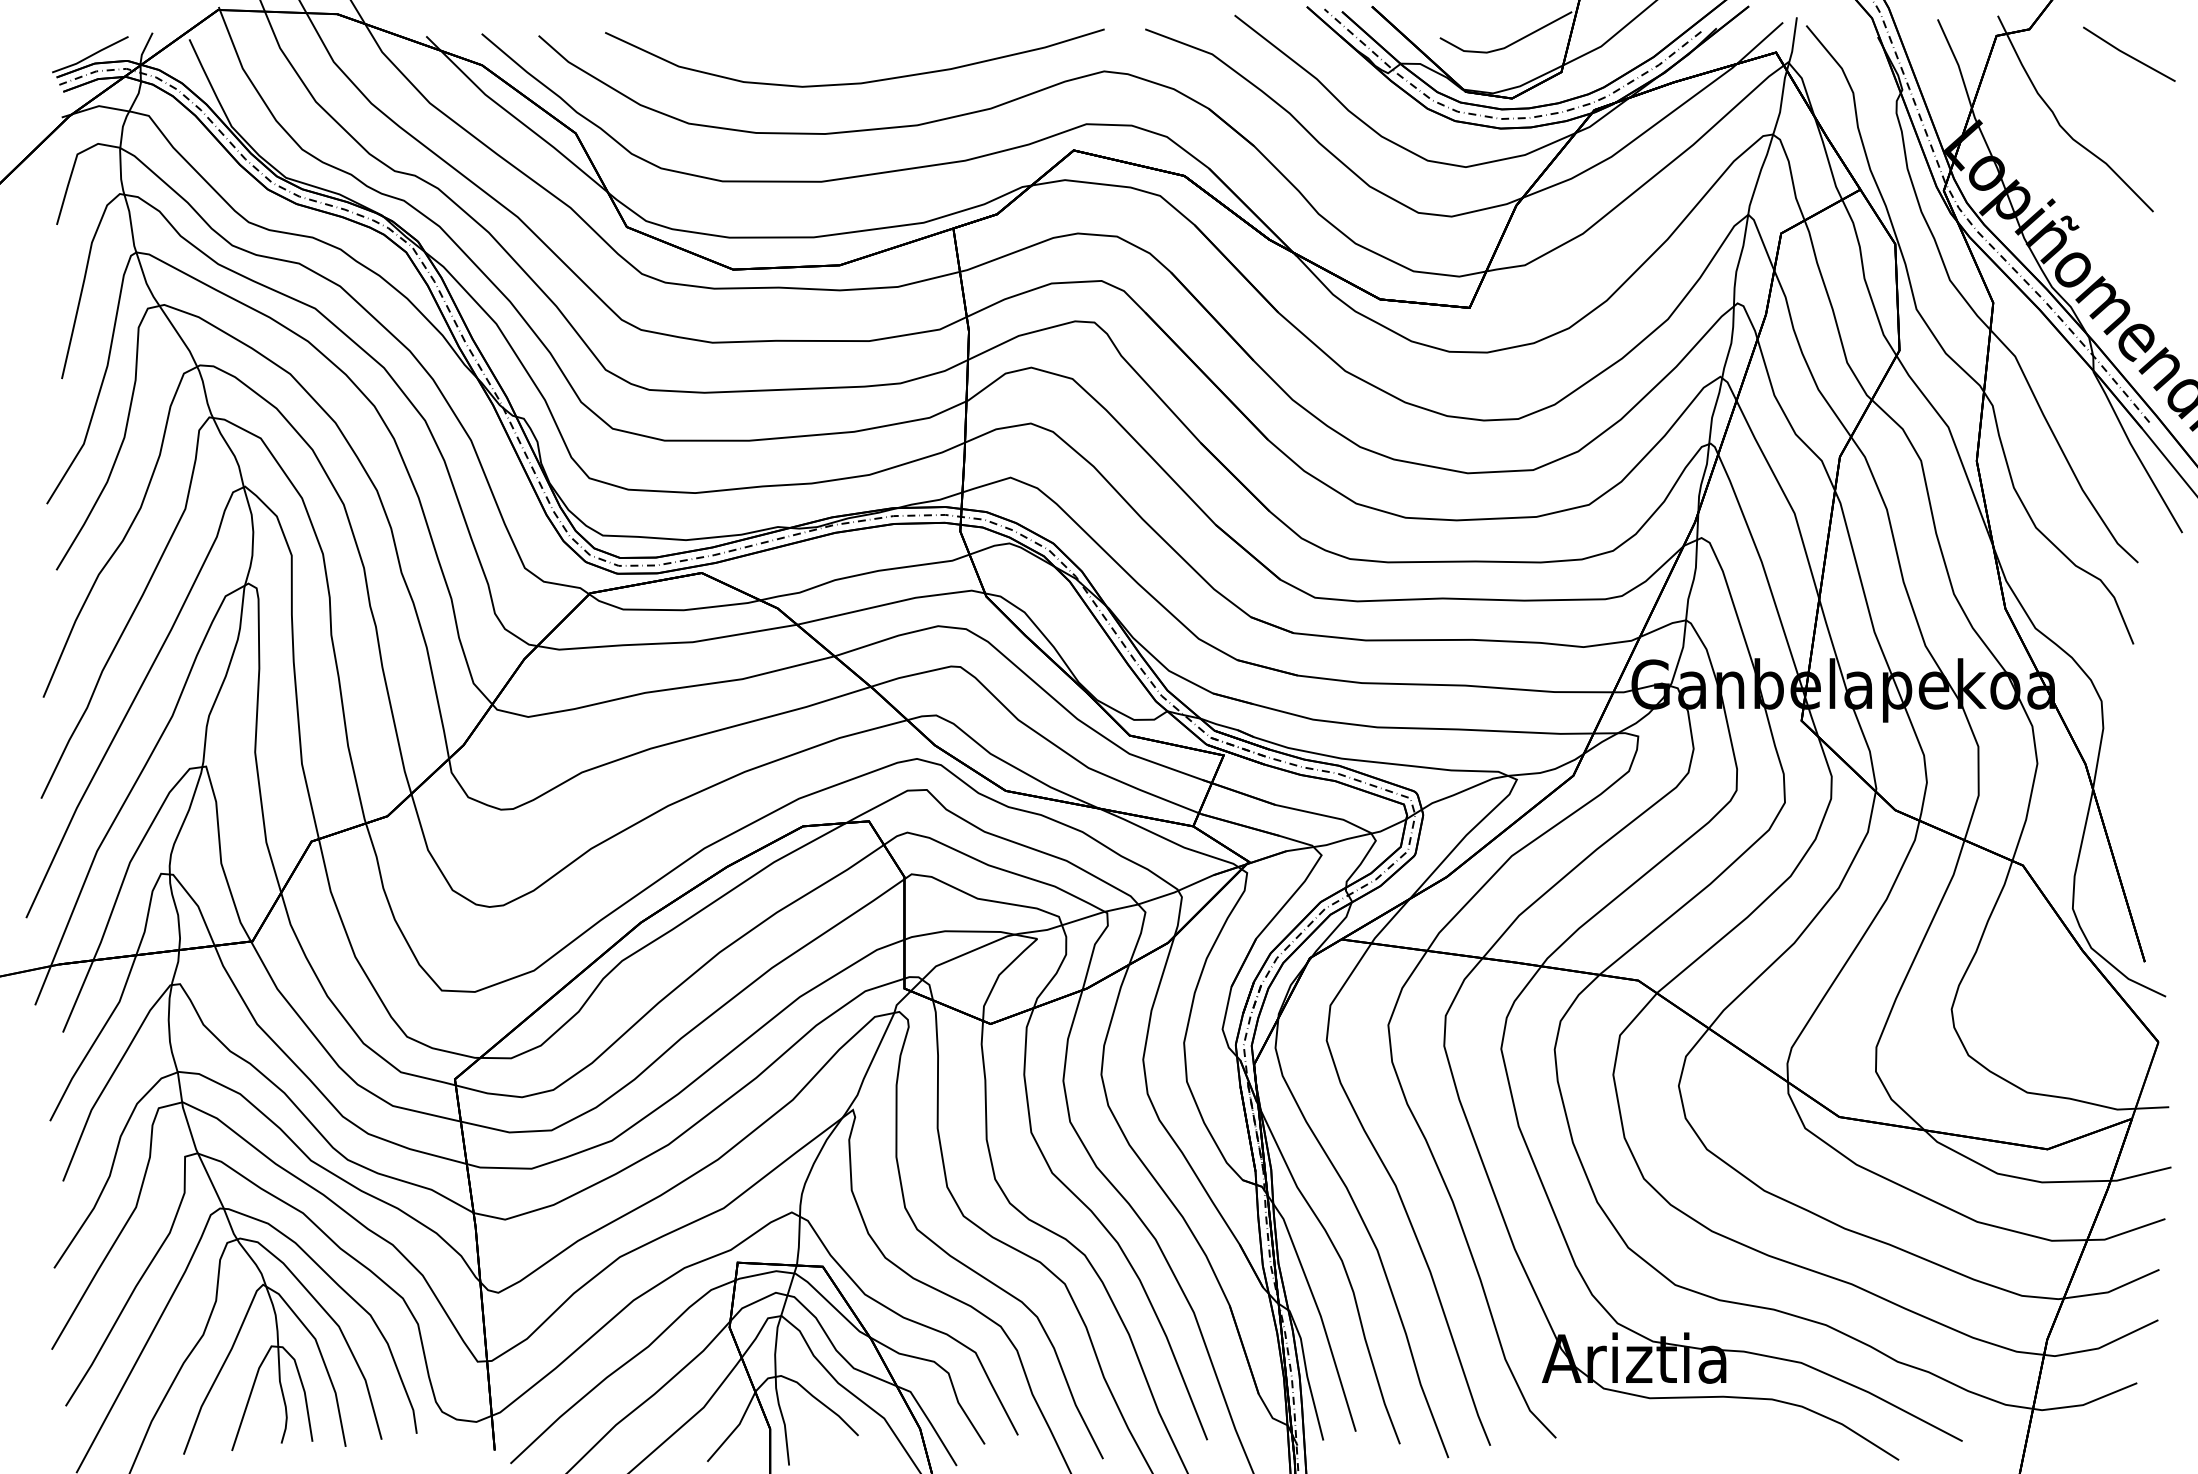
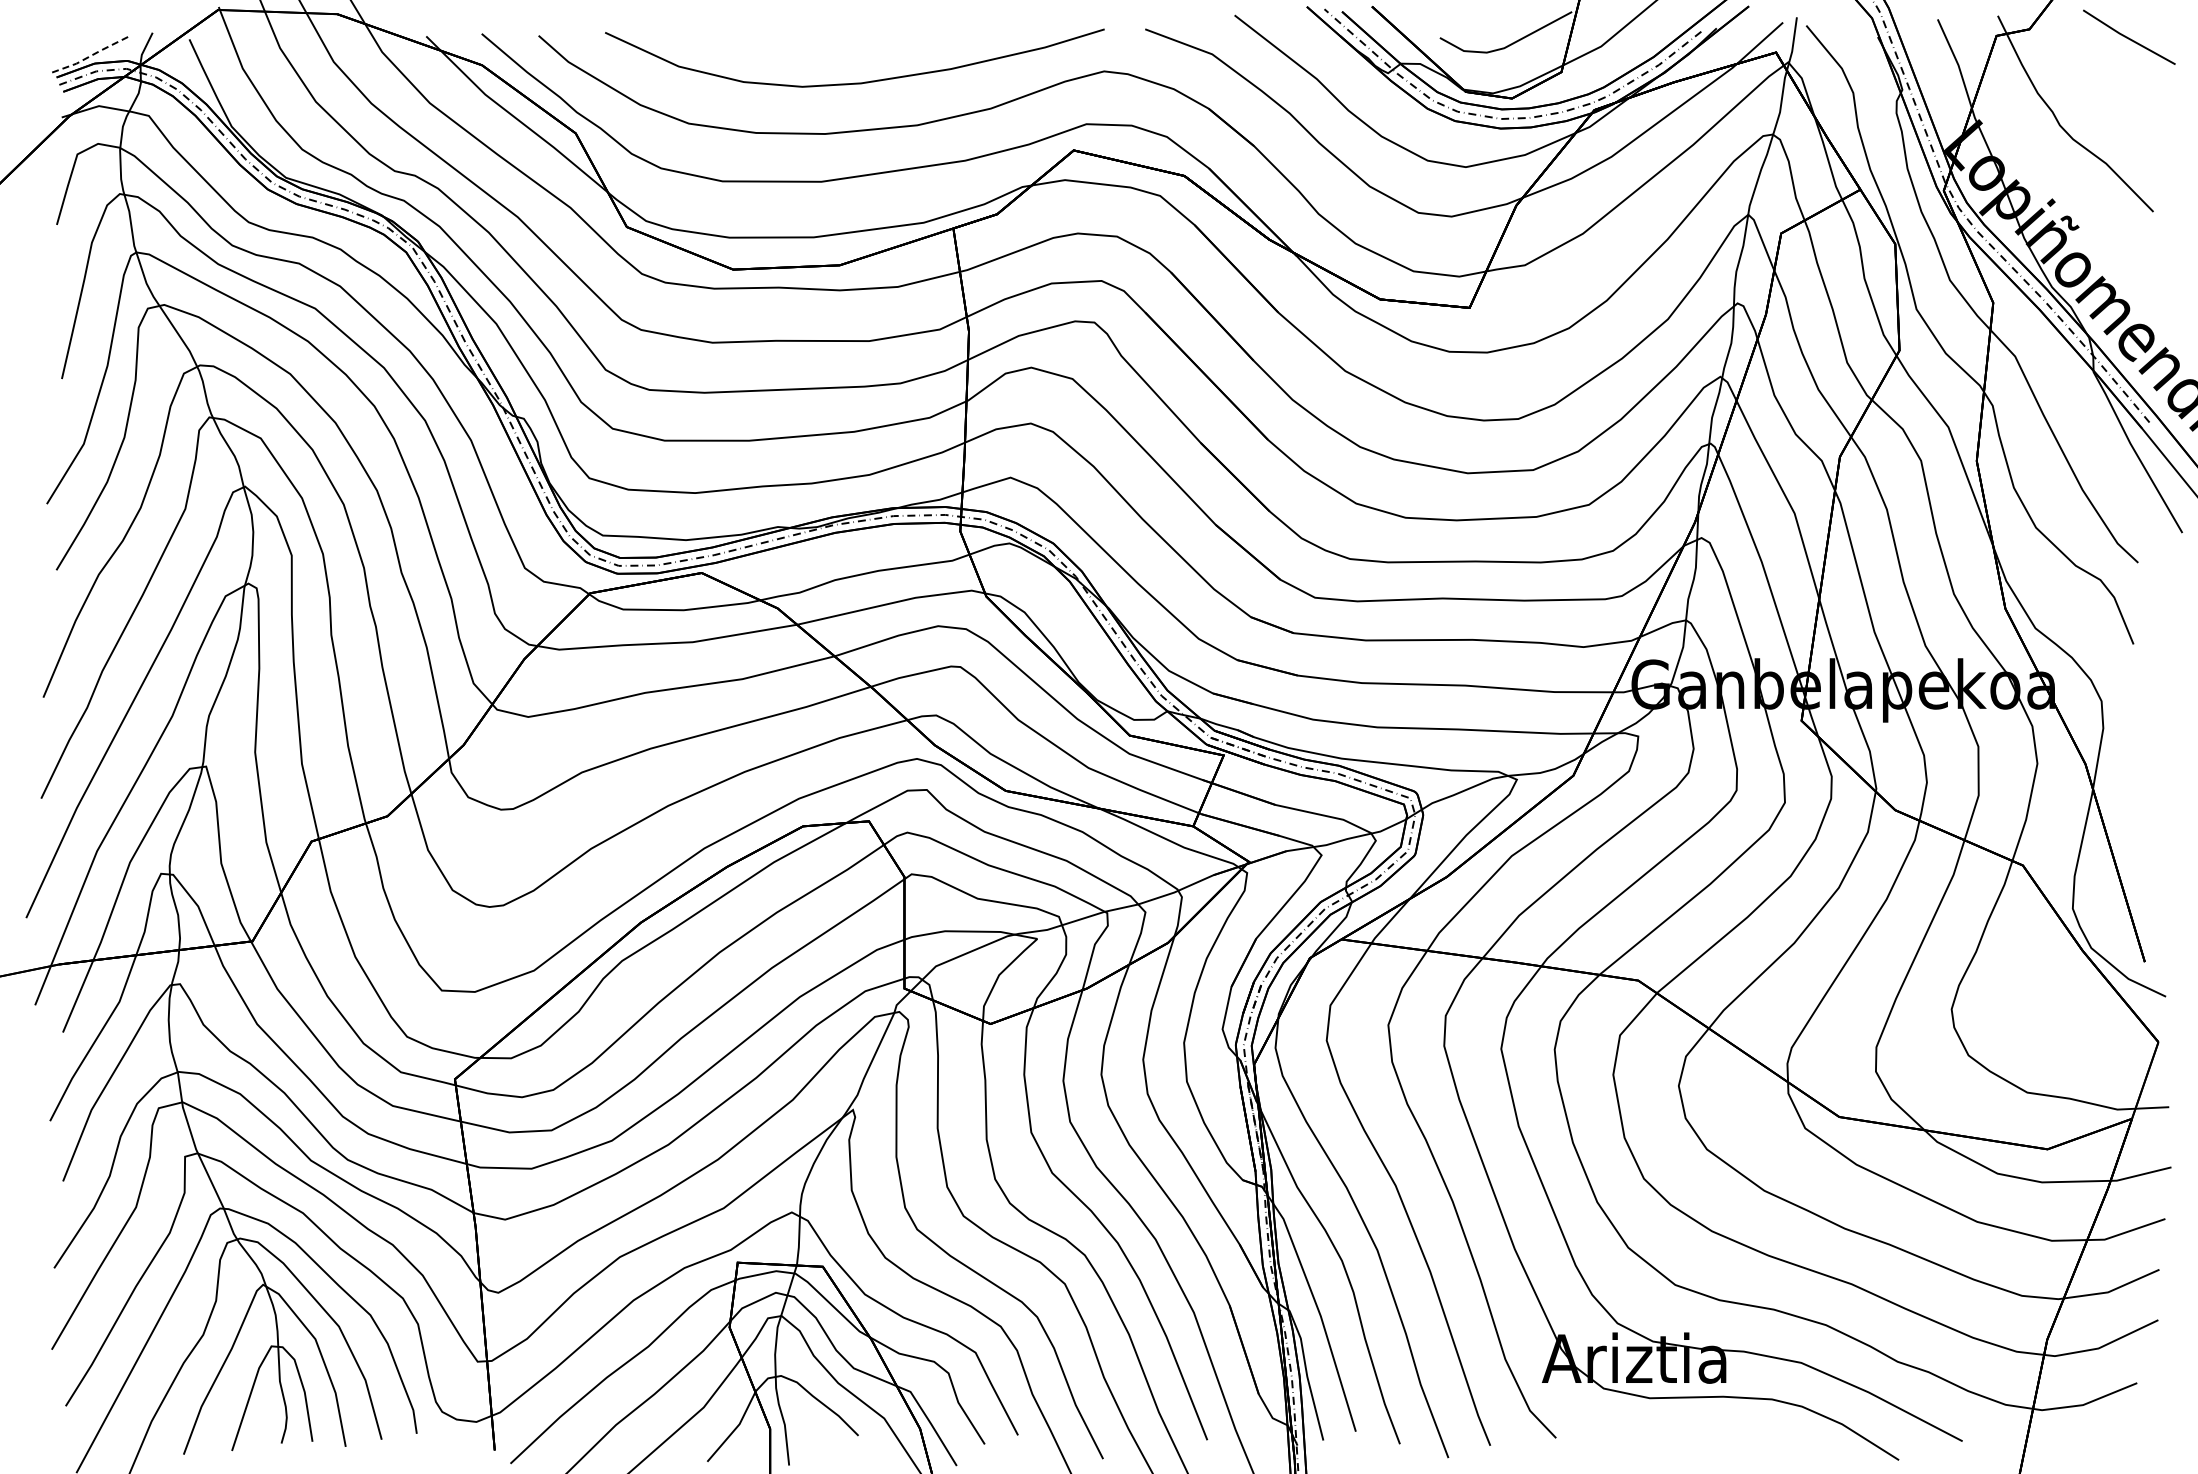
line position: (2129, 54) -> (2129, 37) (2129, 37)
line: solid -> dashed (91, 55)
